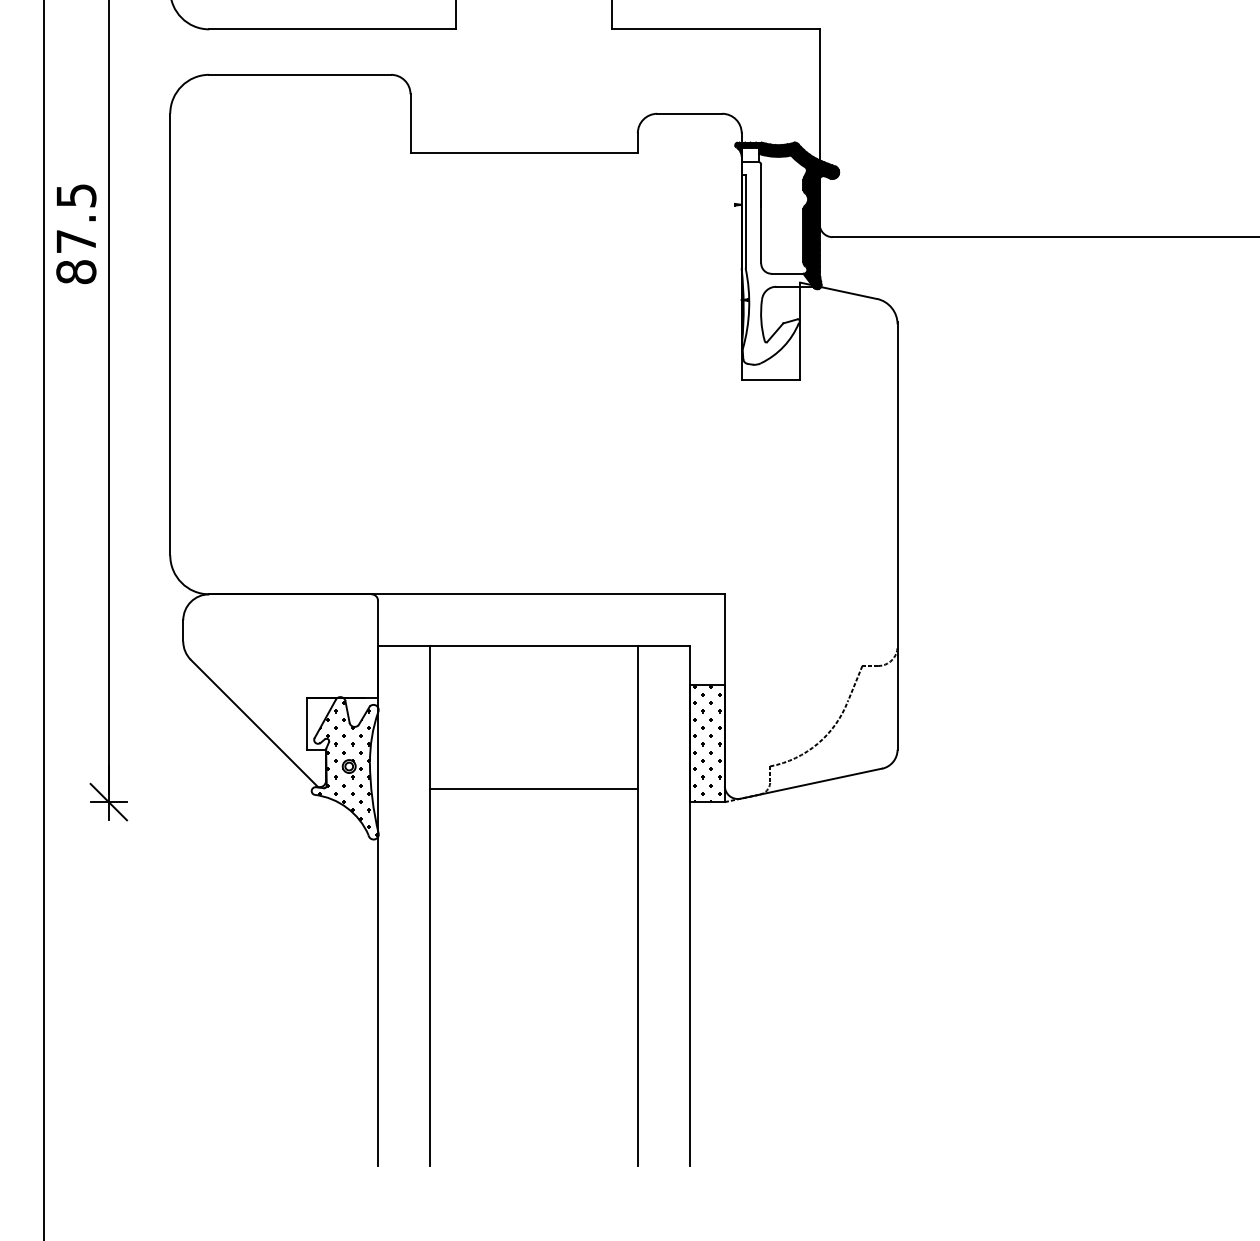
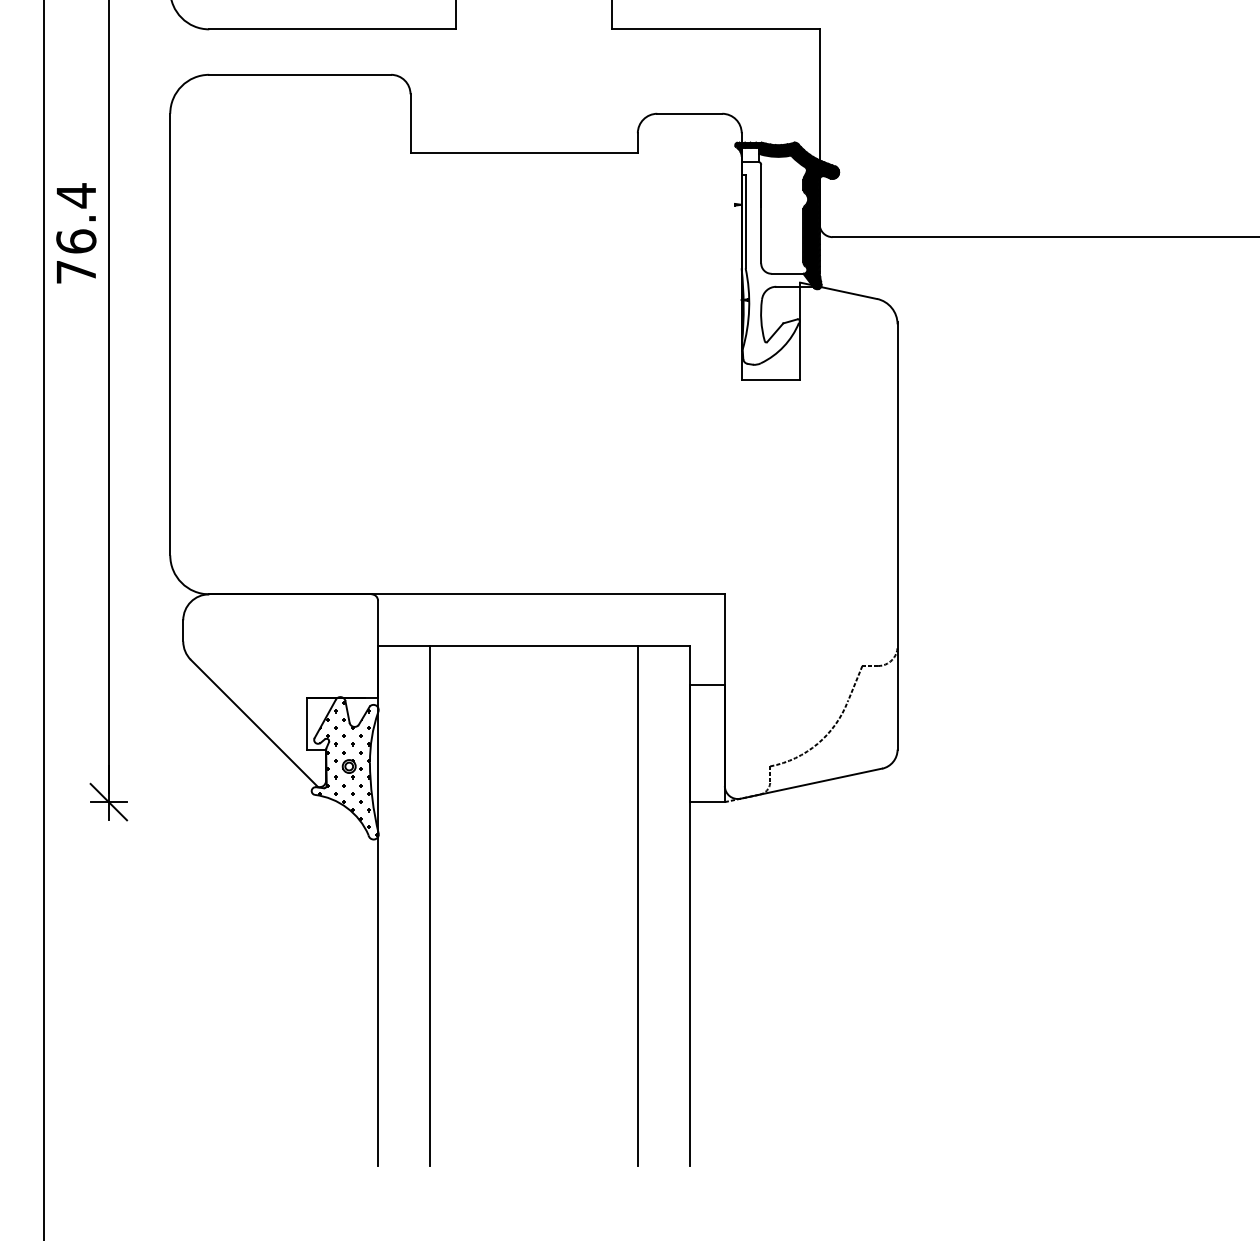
text: 87.5 -> 76.4 (76, 233)
hatch: present -> none (706, 743)
line: present -> none (533, 789)
